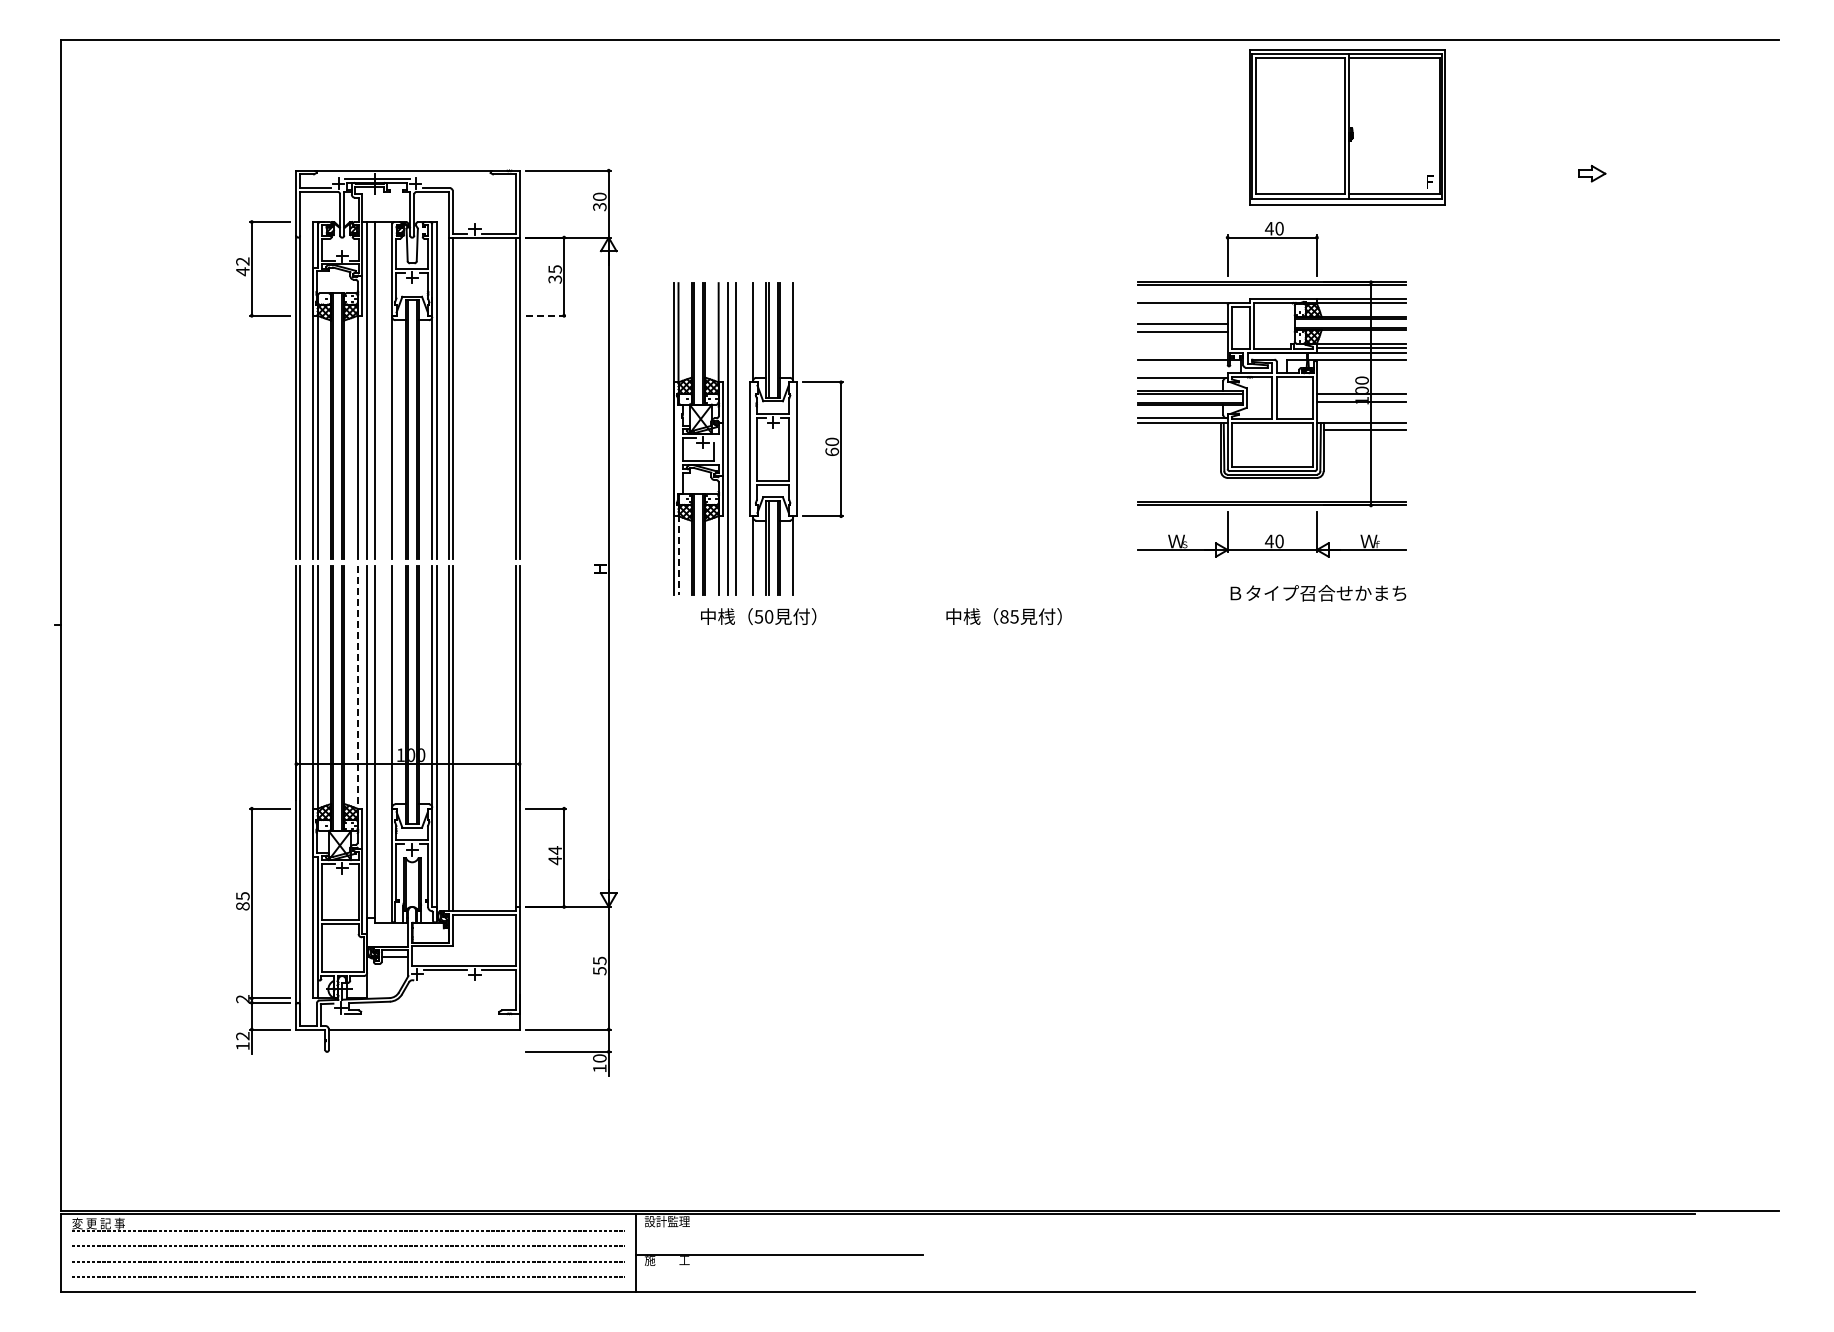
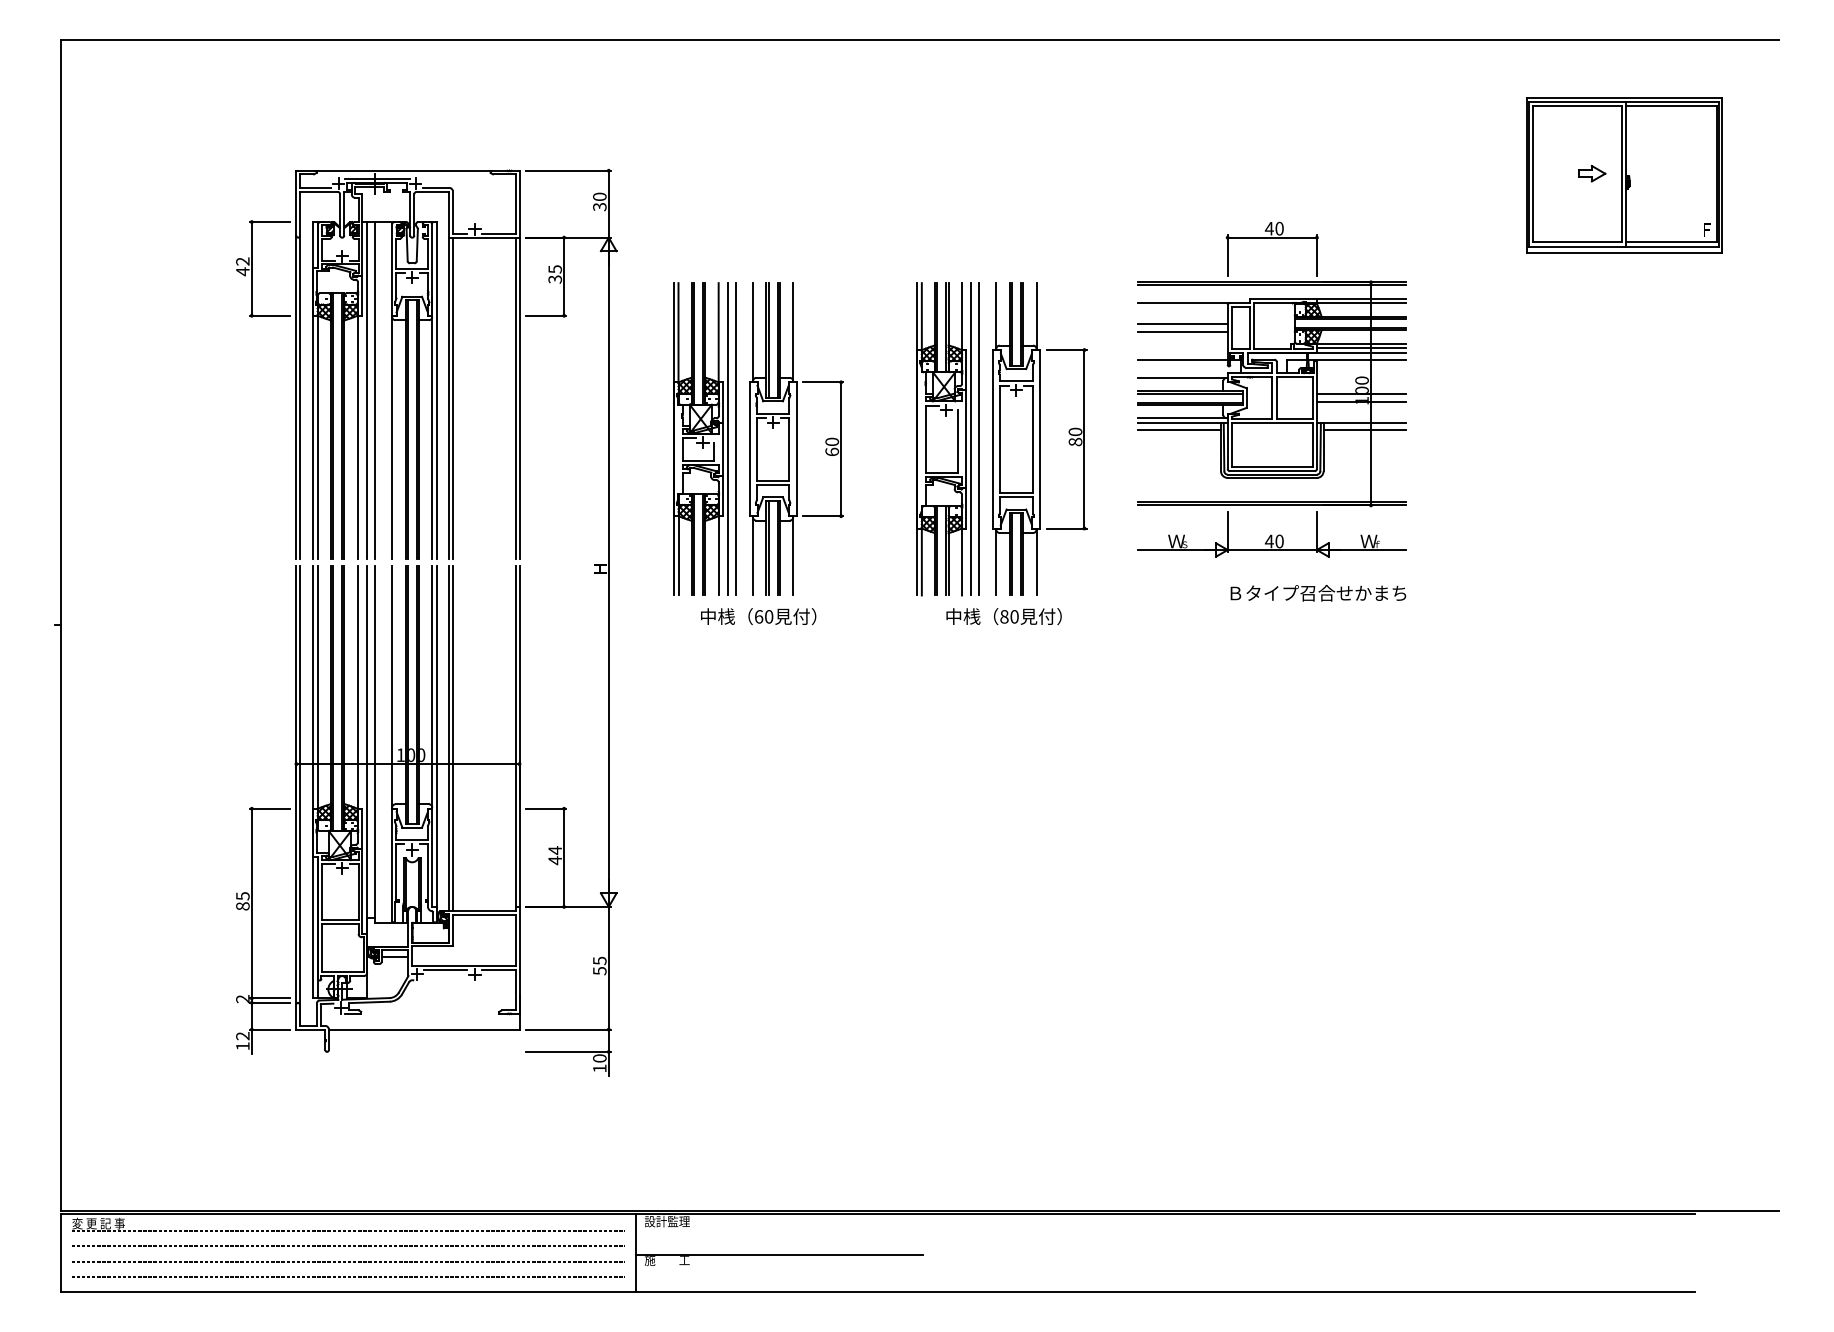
part position: (1347, 127) -> (1624, 175) (1624, 175)
line: dashed -> solid (546, 315)
line: none -> present (1179, 429)
part: none -> present (1039, 438)
part: none -> present (947, 439)
line: dashed -> solid (678, 555)
text: 50 -> 60 (758, 616)
text: 85 -> 80 (1014, 616)
line: dashed -> solid (357, 688)
